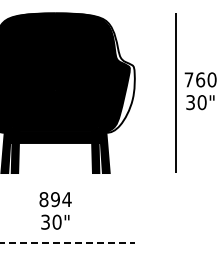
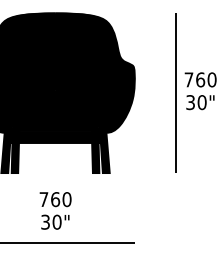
fill: none -> present (98, 72)
text: 894 -> 760 (55, 199)
line: dashed -> solid (68, 242)
